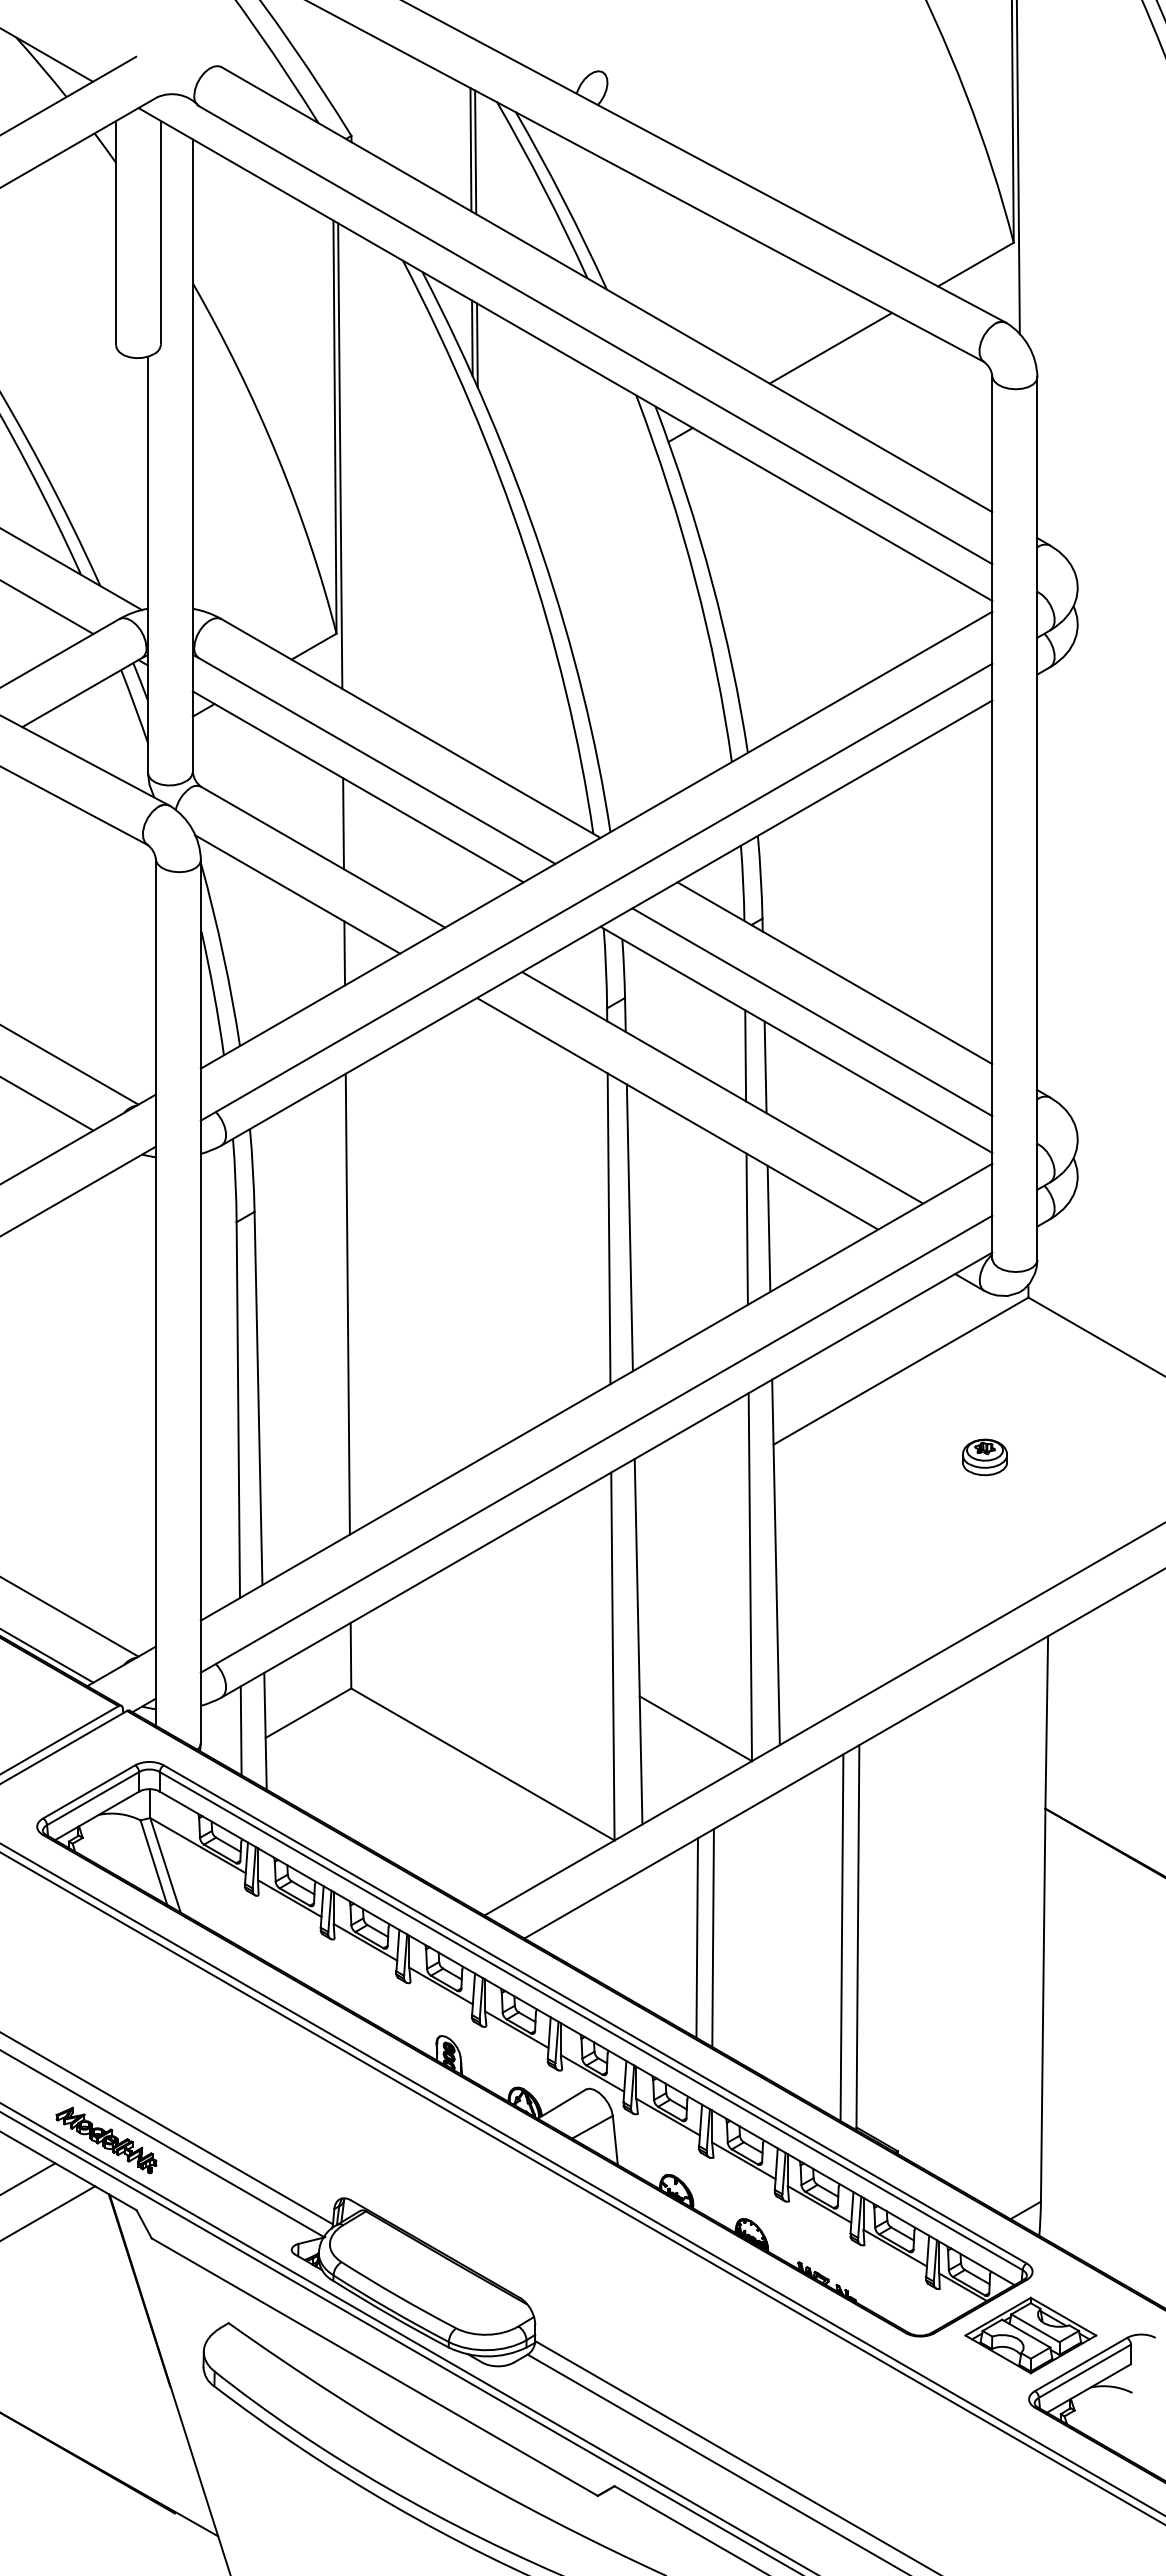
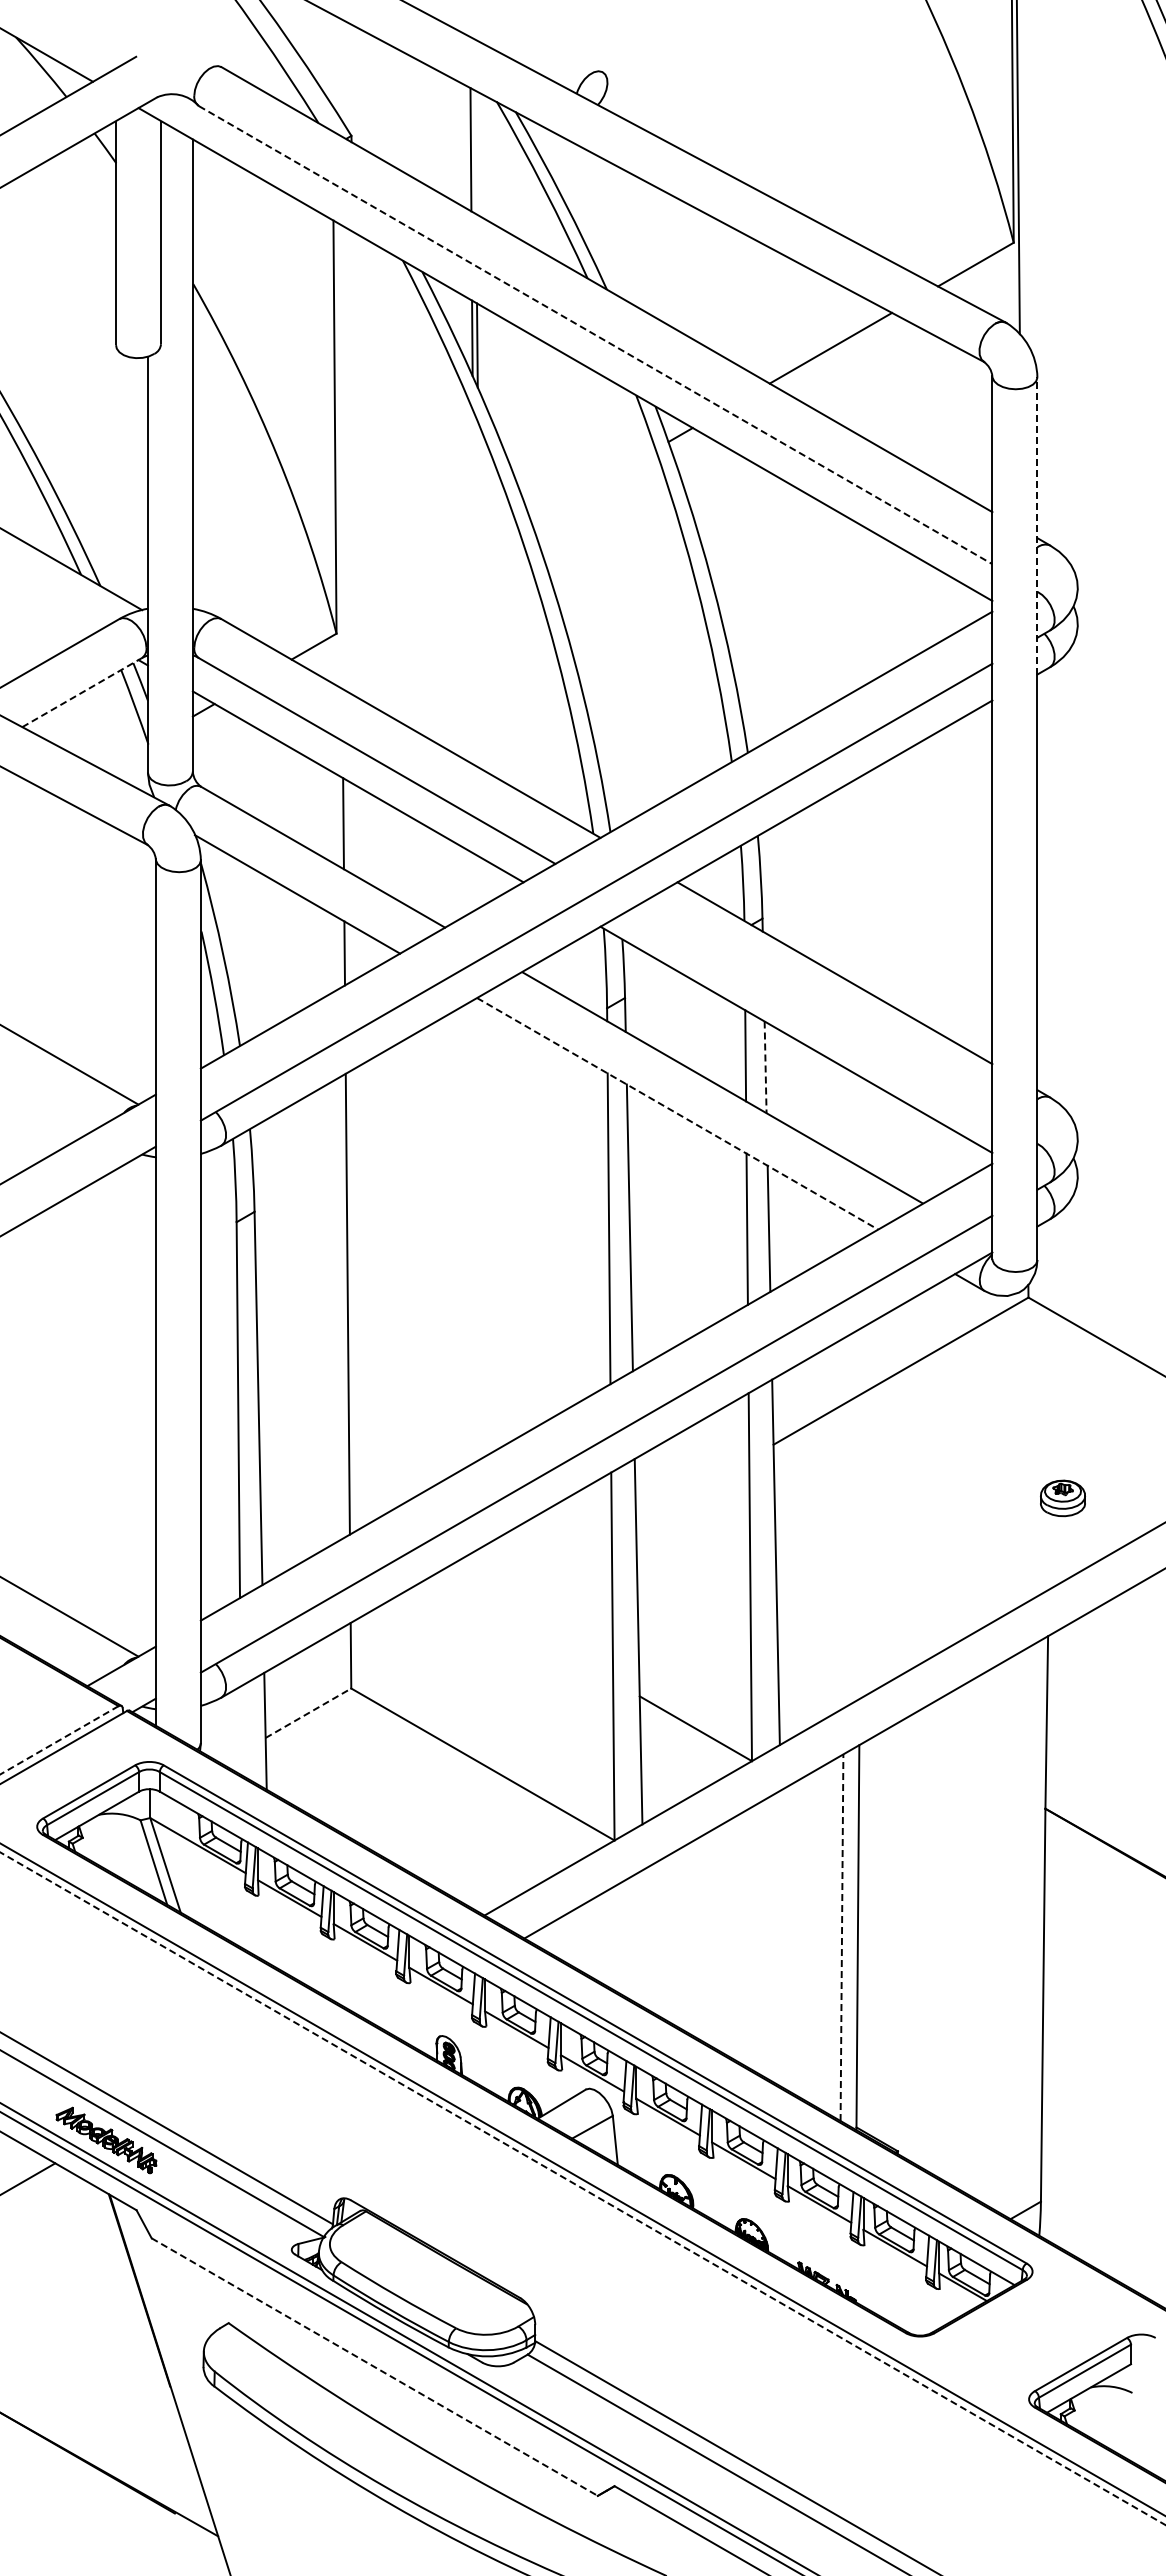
line: present -> none (475, 152)
line: solid -> dashed (596, 335)
line: present -> none (340, 455)
line: solid -> dashed (1037, 525)
line: present -> none (47, 607)
line: solid -> dashed (82, 692)
line: present -> none (812, 1012)
line: solid -> dashed (765, 1067)
line: present -> none (47, 1104)
line: solid -> dashed (676, 1113)
part position: (984, 1457) -> (1062, 1498) (1062, 1498)
line: present -> none (47, 1656)
line: solid -> dashed (308, 1712)
line: present -> none (240, 1730)
line: solid -> dashed (58, 1740)
line: present -> none (696, 1937)
line: present -> none (712, 1937)
line: solid -> dashed (841, 1937)
line: solid -> dashed (583, 2188)
line: present -> none (48, 2212)
part: present -> none (1030, 2335)
line: solid -> dashed (374, 2367)
